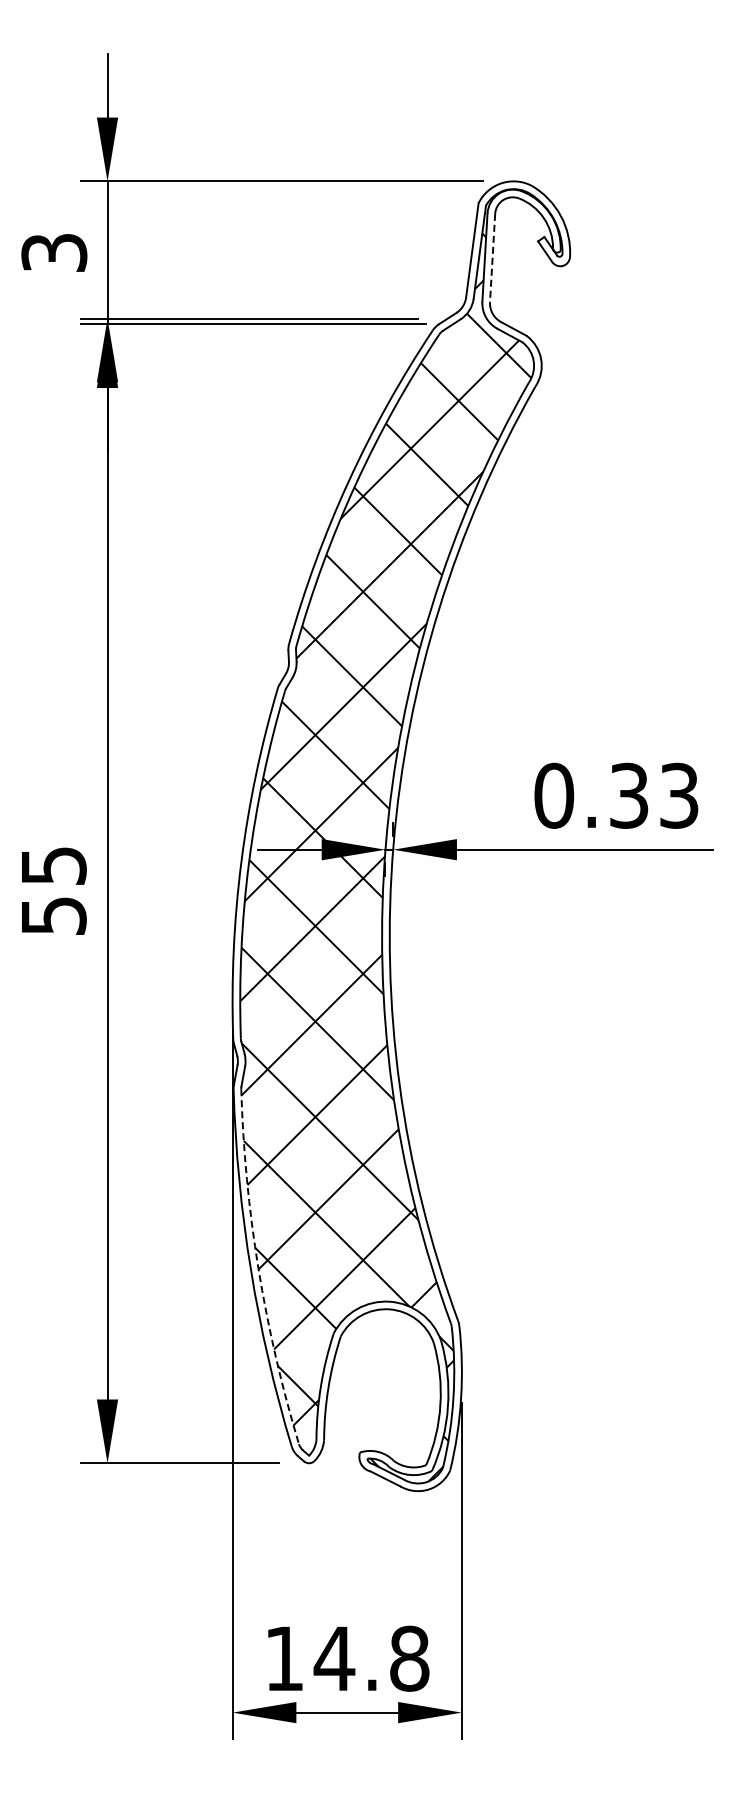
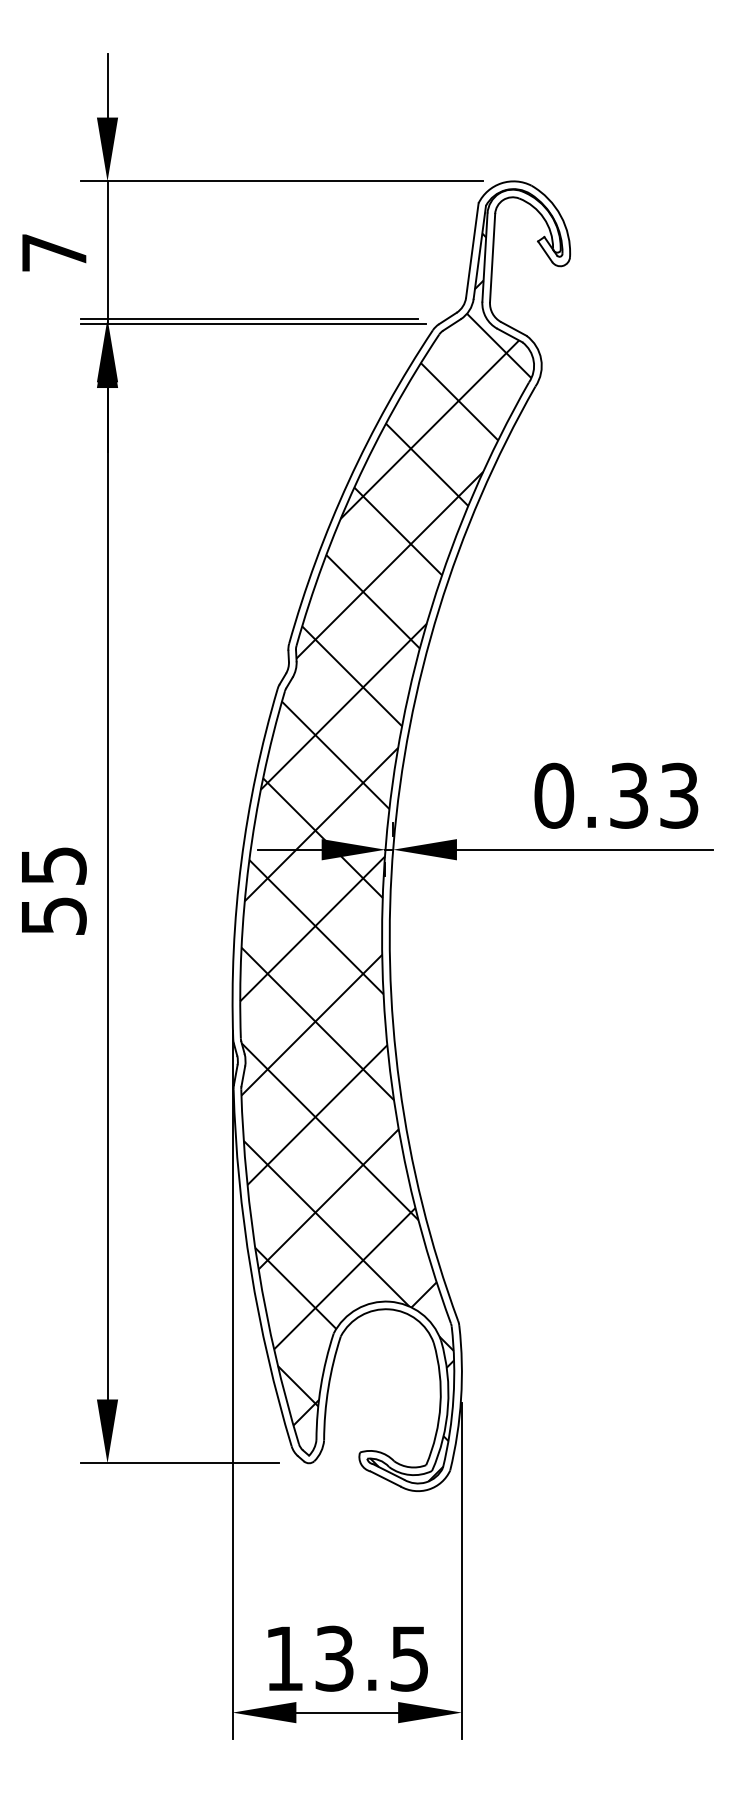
text: 3 -> 7 (54, 252)
line: dashed -> solid (492, 258)
arc: dashed -> solid (258, 1268)
text: 14.8 -> 13.5 (371, 1658)
